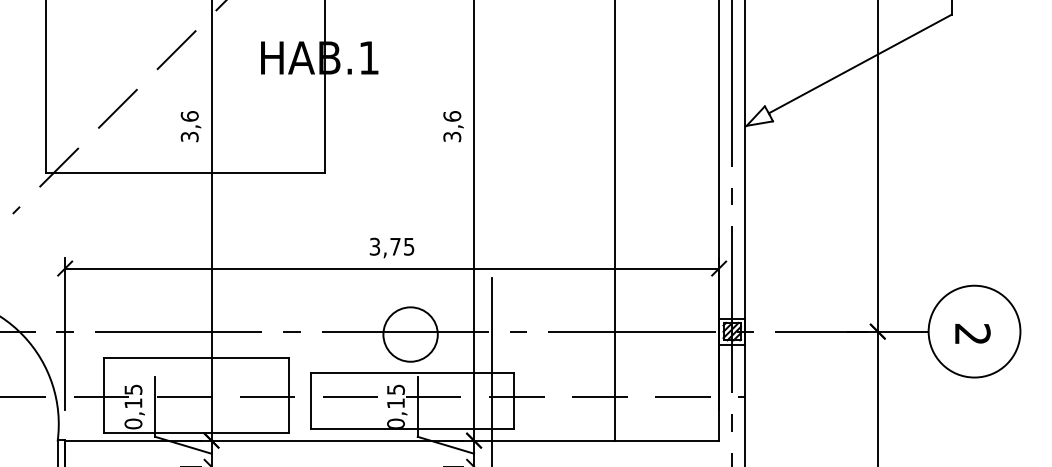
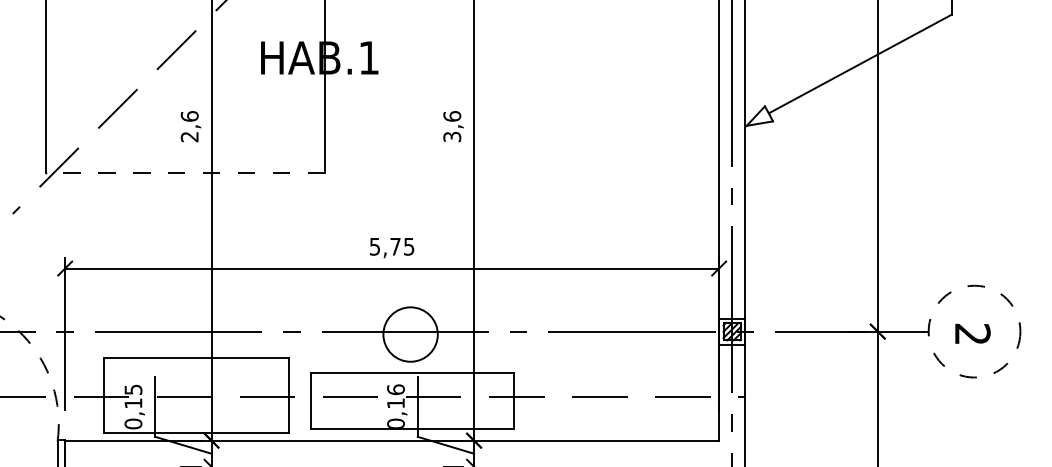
text: 3,6 -> 2,6 (189, 136)
line: solid -> dashed (185, 173)
line: present -> none (614, 221)
text: 3,75 -> 5,75 (375, 245)
circle: solid -> dashed (974, 331)
arc: solid -> dashed (46, 370)
line: present -> none (492, 370)
text: 0,15 -> 0,16 (395, 389)
